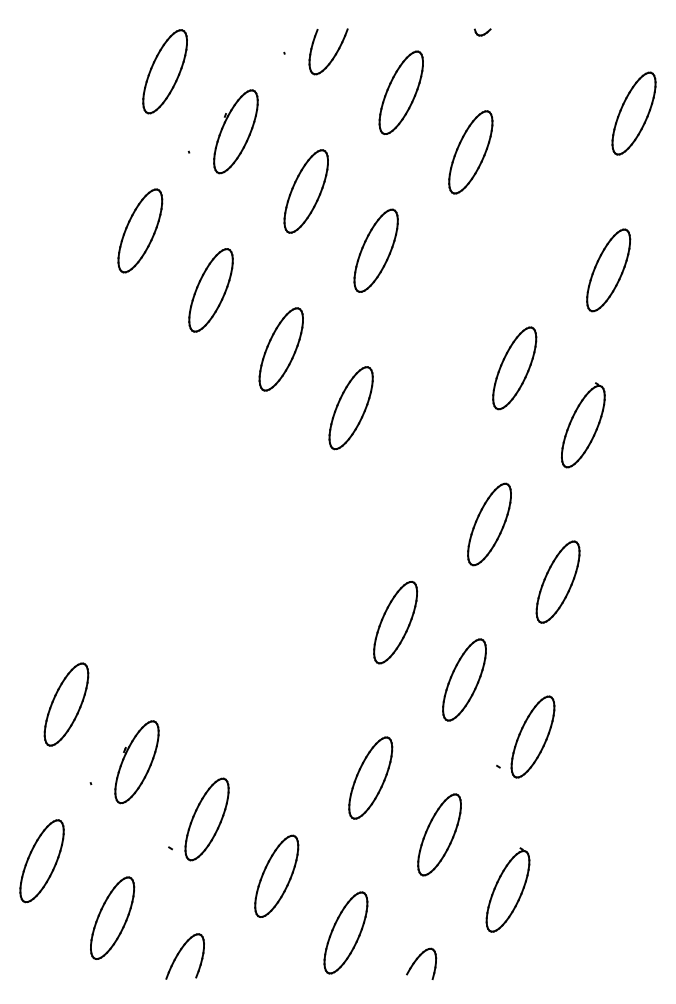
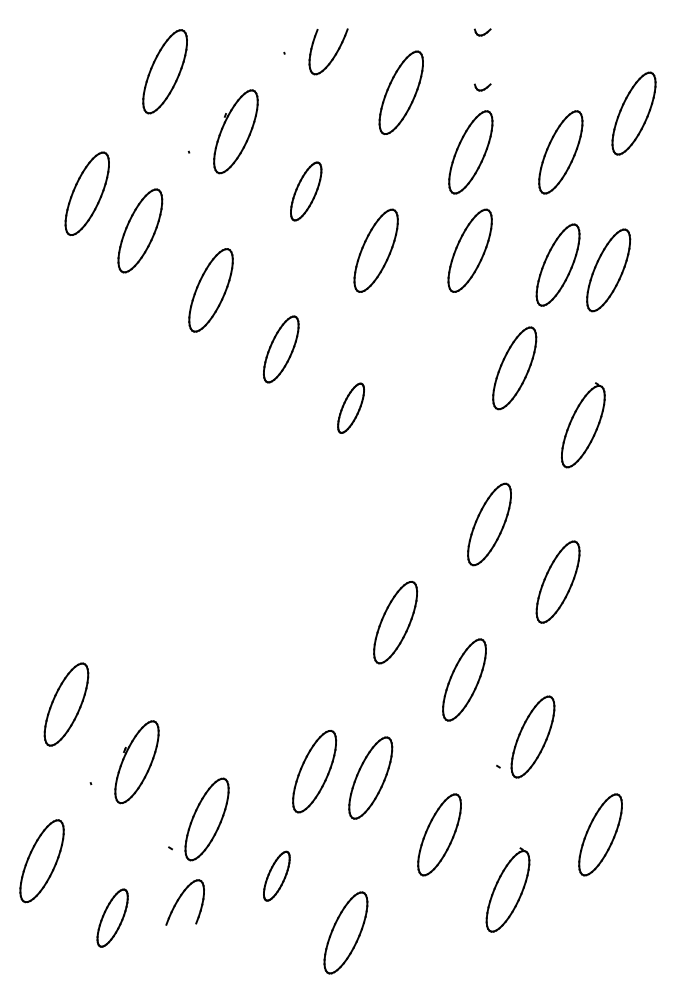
part: none -> present (482, 87)
part: none -> present (560, 152)
part size: 46x85 px -> 33x61 px (306, 191)
part: none -> present (86, 193)
part: none -> present (469, 250)
part: none -> present (557, 264)
part size: 46x85 px -> 38x69 px (280, 349)
part size: 46x85 px -> 28x52 px (350, 407)
part: none -> present (314, 771)
part: none -> present (600, 834)
part size: 46x84 px -> 28x52 px (276, 875)
part size: 46x84 px -> 33x60 px (112, 917)
part position: (184, 956) -> (184, 902) (184, 902)
part: present -> none (421, 963)
